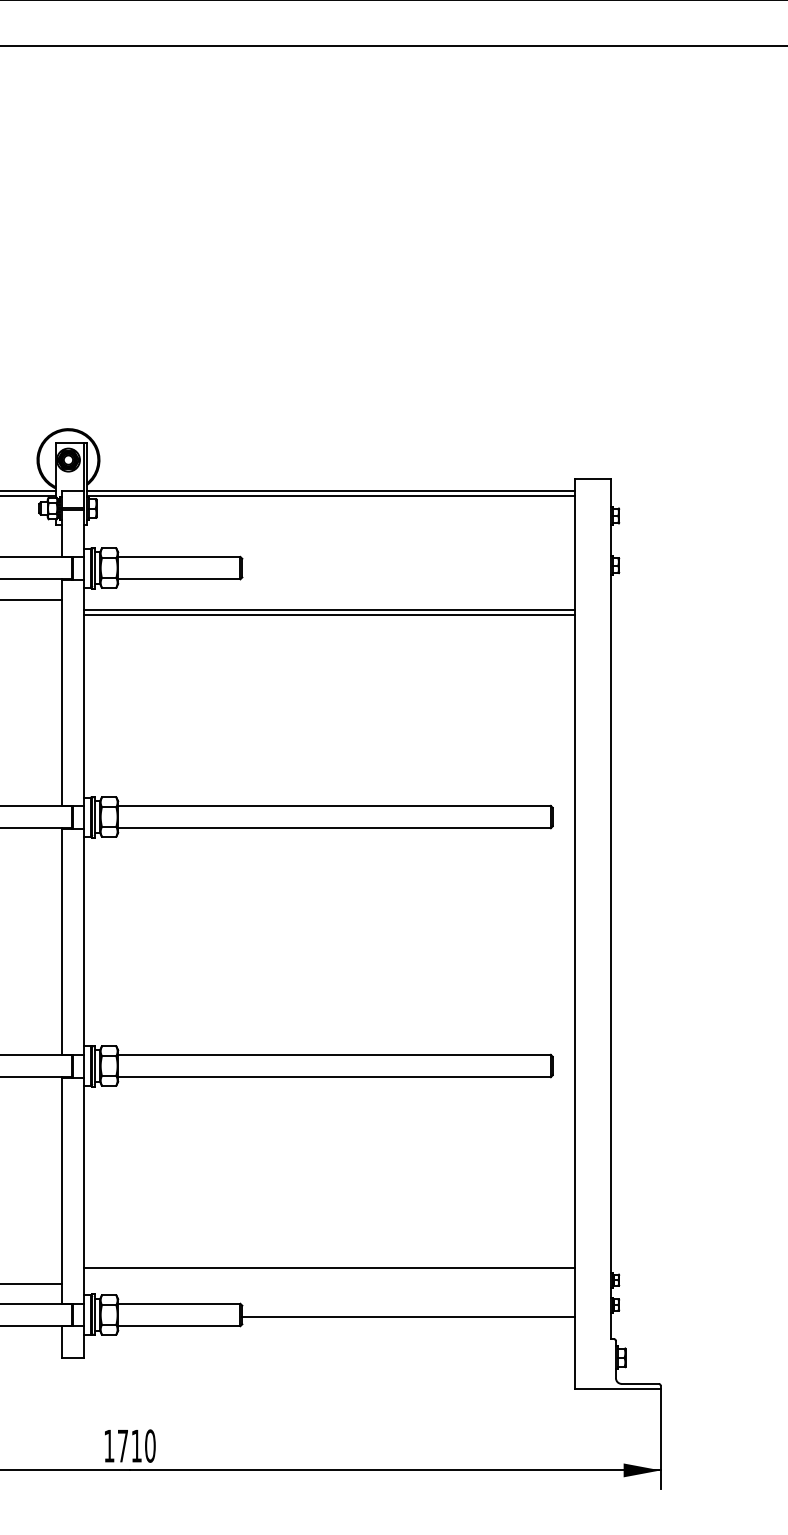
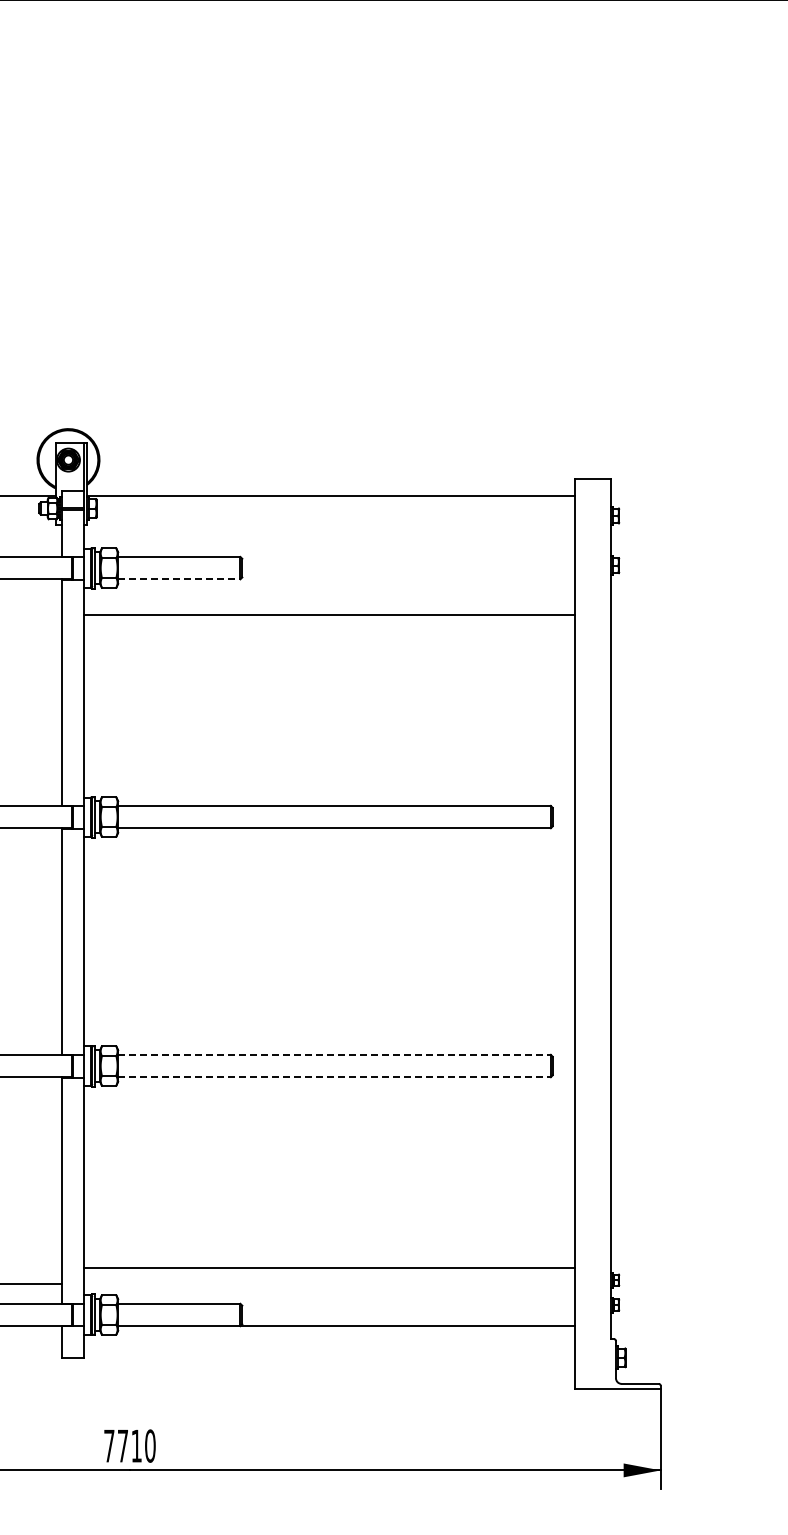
line: present -> none (393, 46)
line: present -> none (29, 491)
line: present -> none (331, 491)
line: solid -> dashed (179, 579)
line: present -> none (32, 599)
line: present -> none (329, 610)
line: solid -> dashed (335, 1054)
line: solid -> dashed (335, 1077)
line position: (408, 1317) -> (408, 1326) (408, 1326)
text: 1710 -> 7710 (109, 1446)
